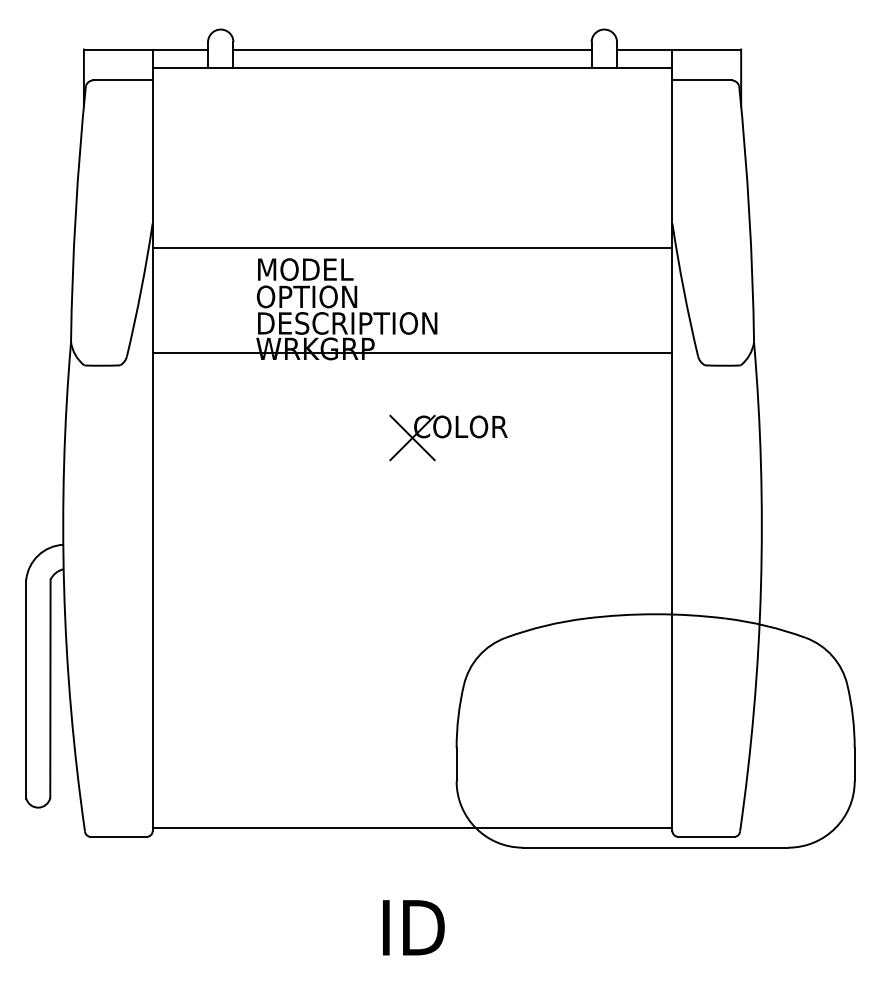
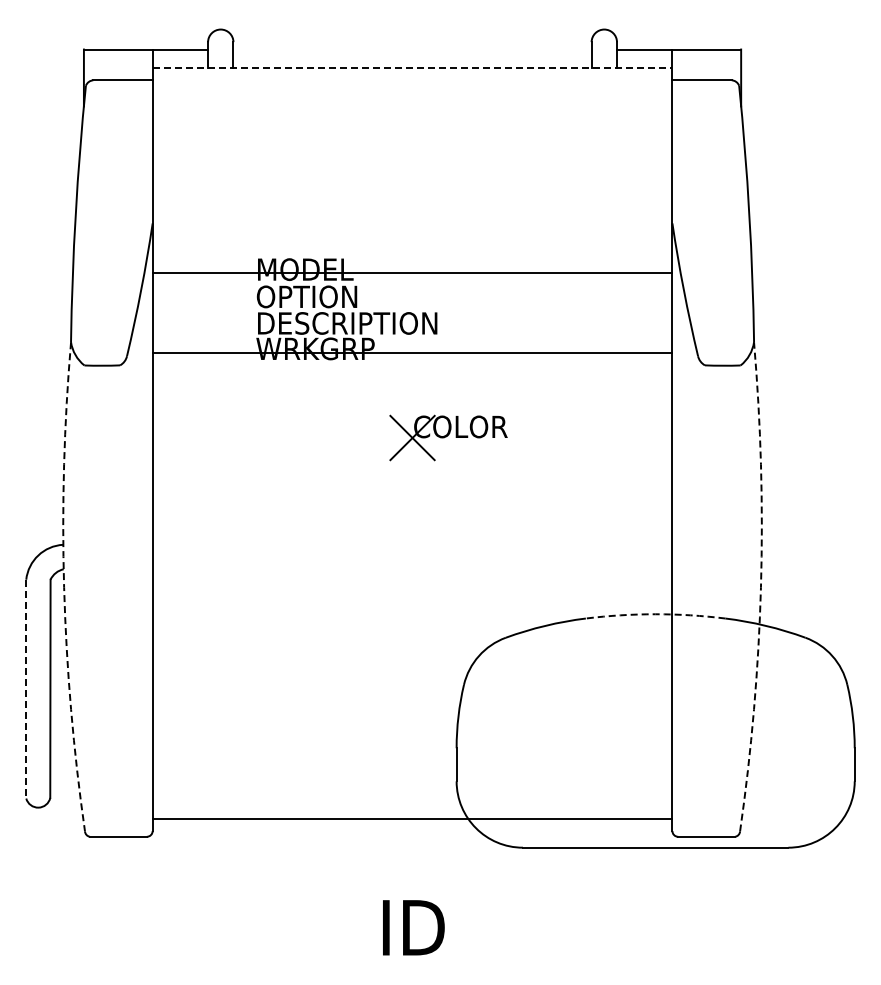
line: present -> none (412, 49)
line: solid -> dashed (412, 67)
line position: (412, 248) -> (412, 273) (412, 273)
arc: solid -> dashed (64, 587)
arc: solid -> dashed (760, 587)
arc: solid -> dashed (655, 614)
line: solid -> dashed (26, 689)
line position: (412, 828) -> (412, 819) (412, 819)
